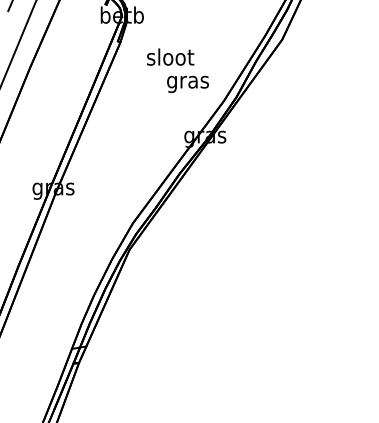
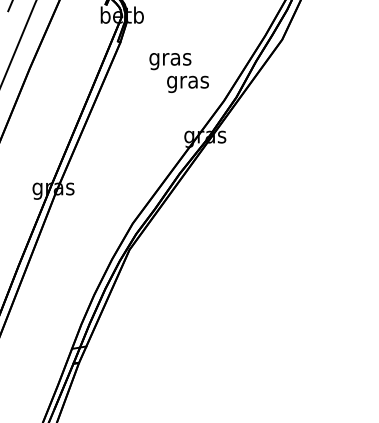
text: sloot -> gras (170, 59)
